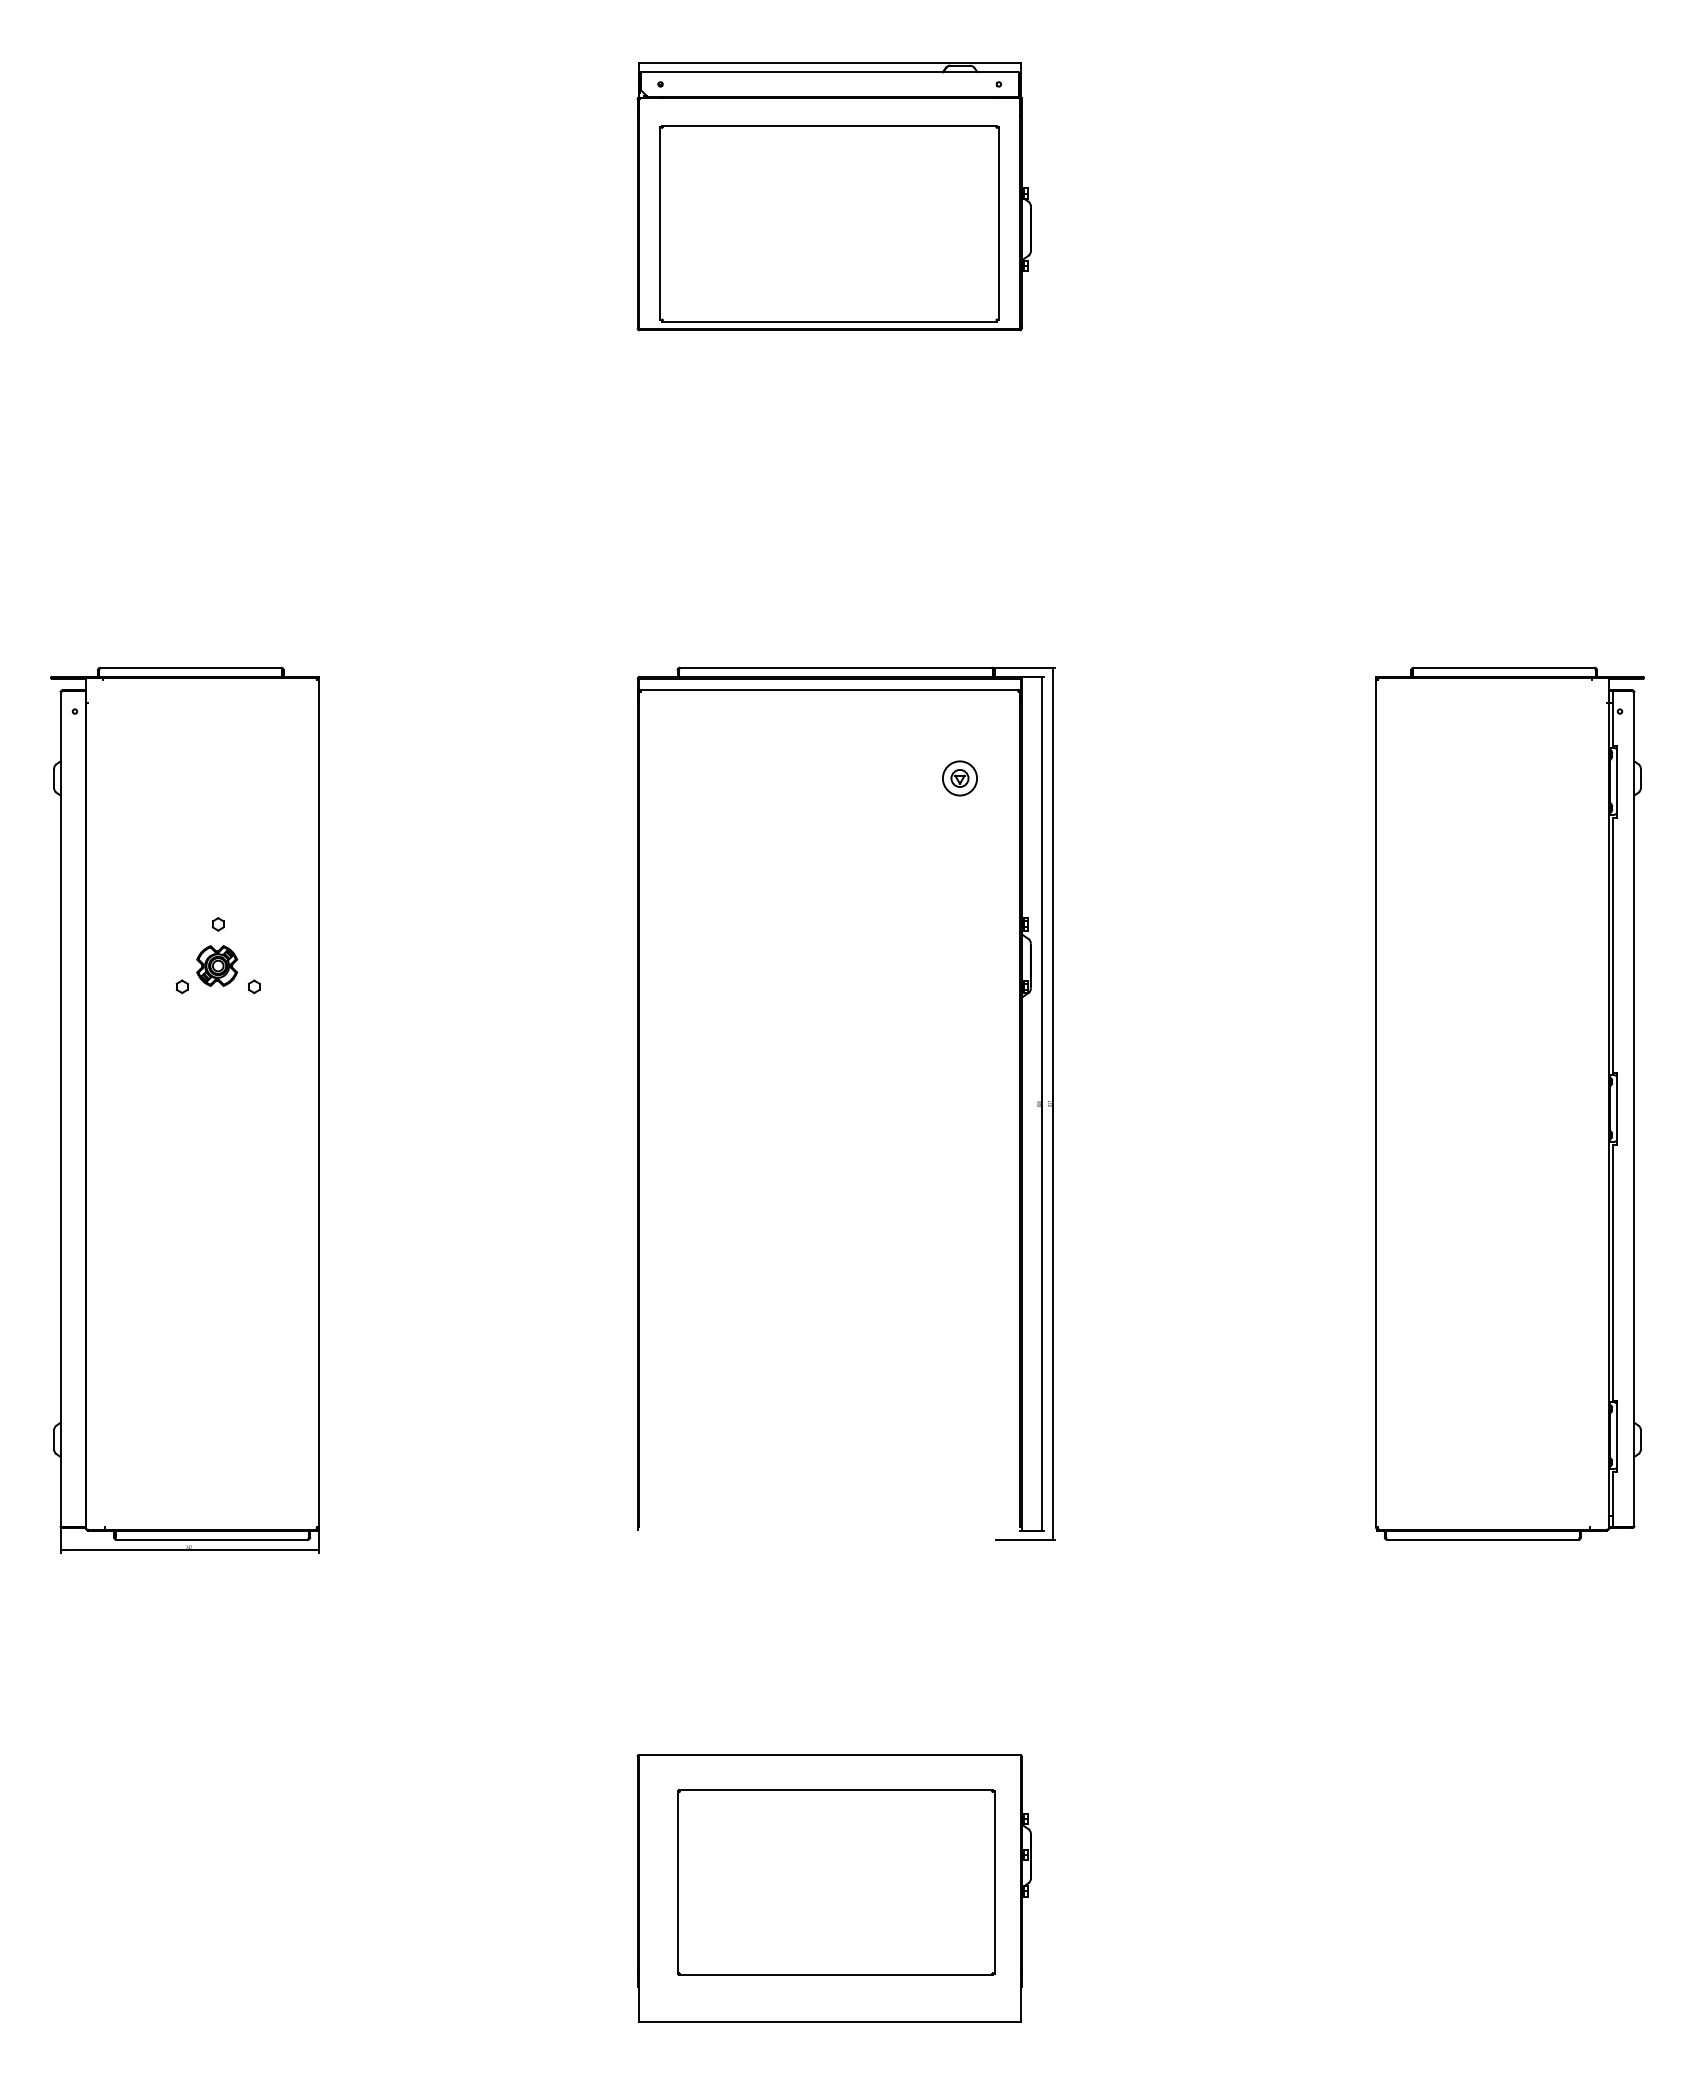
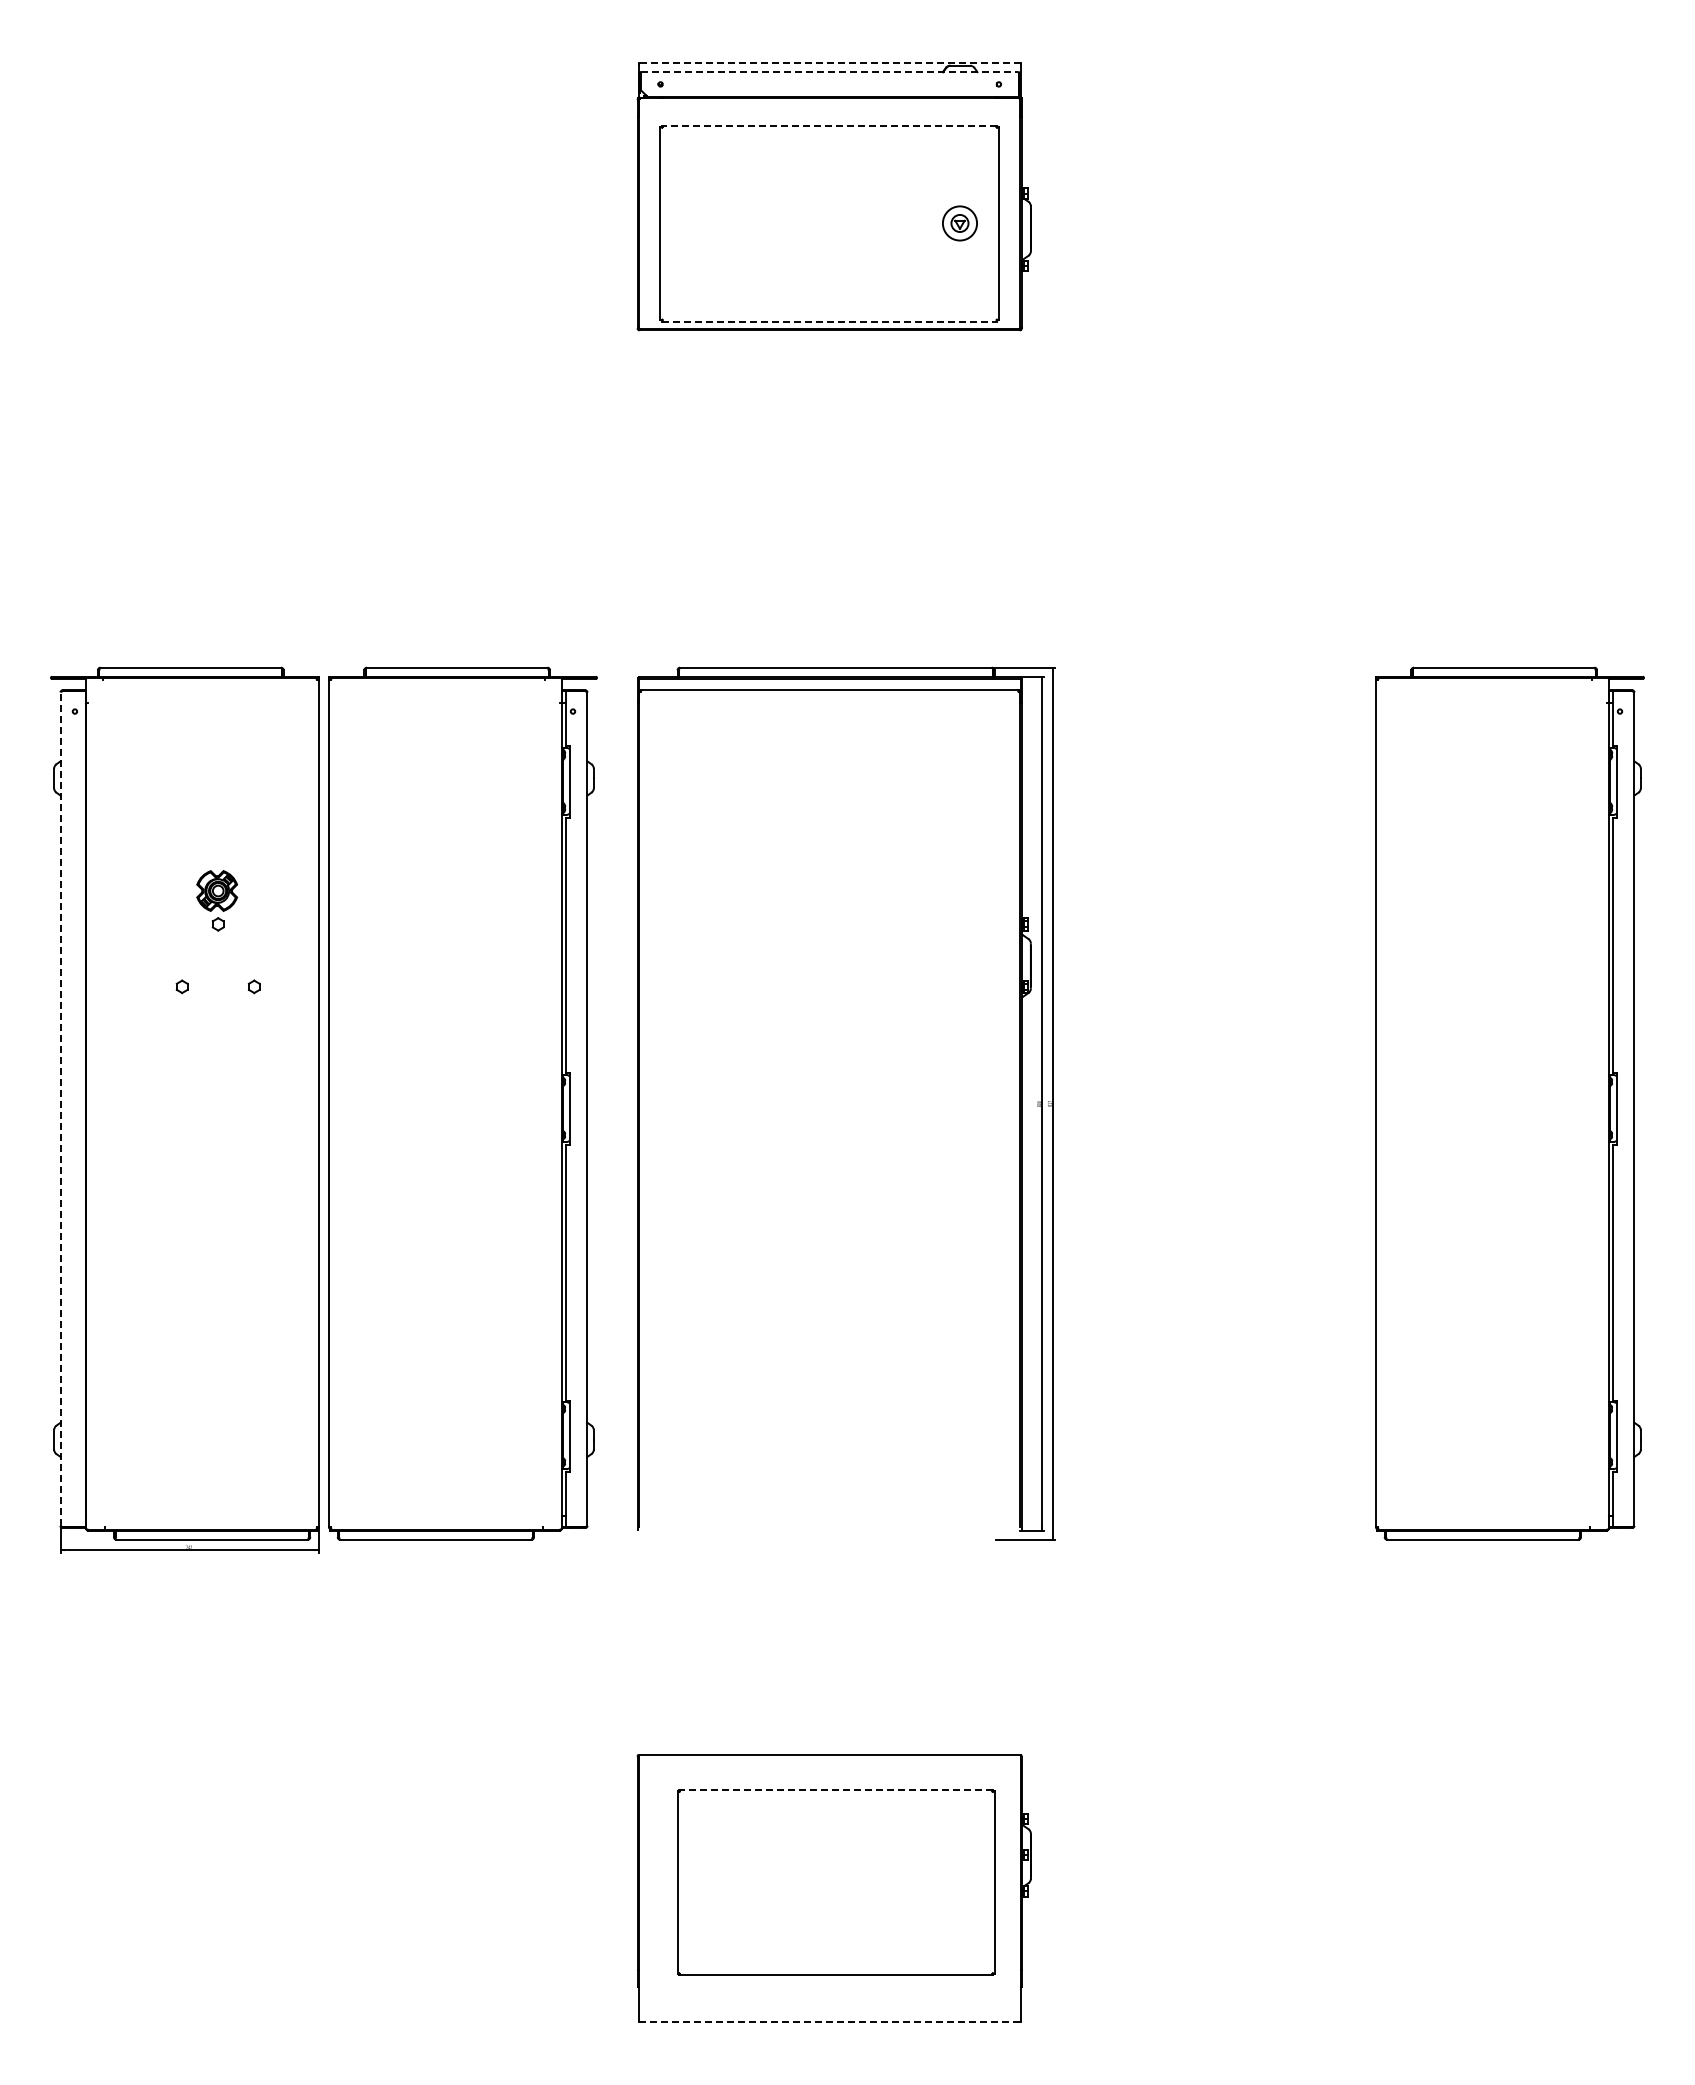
line: solid -> dashed (829, 62)
line: solid -> dashed (830, 72)
line: solid -> dashed (829, 125)
line: solid -> dashed (829, 321)
part position: (959, 778) -> (959, 223) (959, 223)
part position: (217, 965) -> (217, 890) (217, 890)
part: none -> present (462, 1103)
line: solid -> dashed (60, 1109)
line: solid -> dashed (836, 1789)
line: solid -> dashed (830, 2022)
